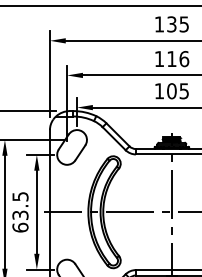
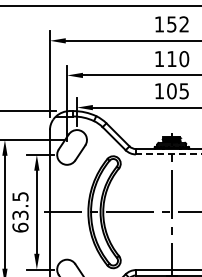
text: 135 -> 152 (177, 24)
text: 116 -> 110 (184, 58)
line: solid -> dashed (168, 154)
